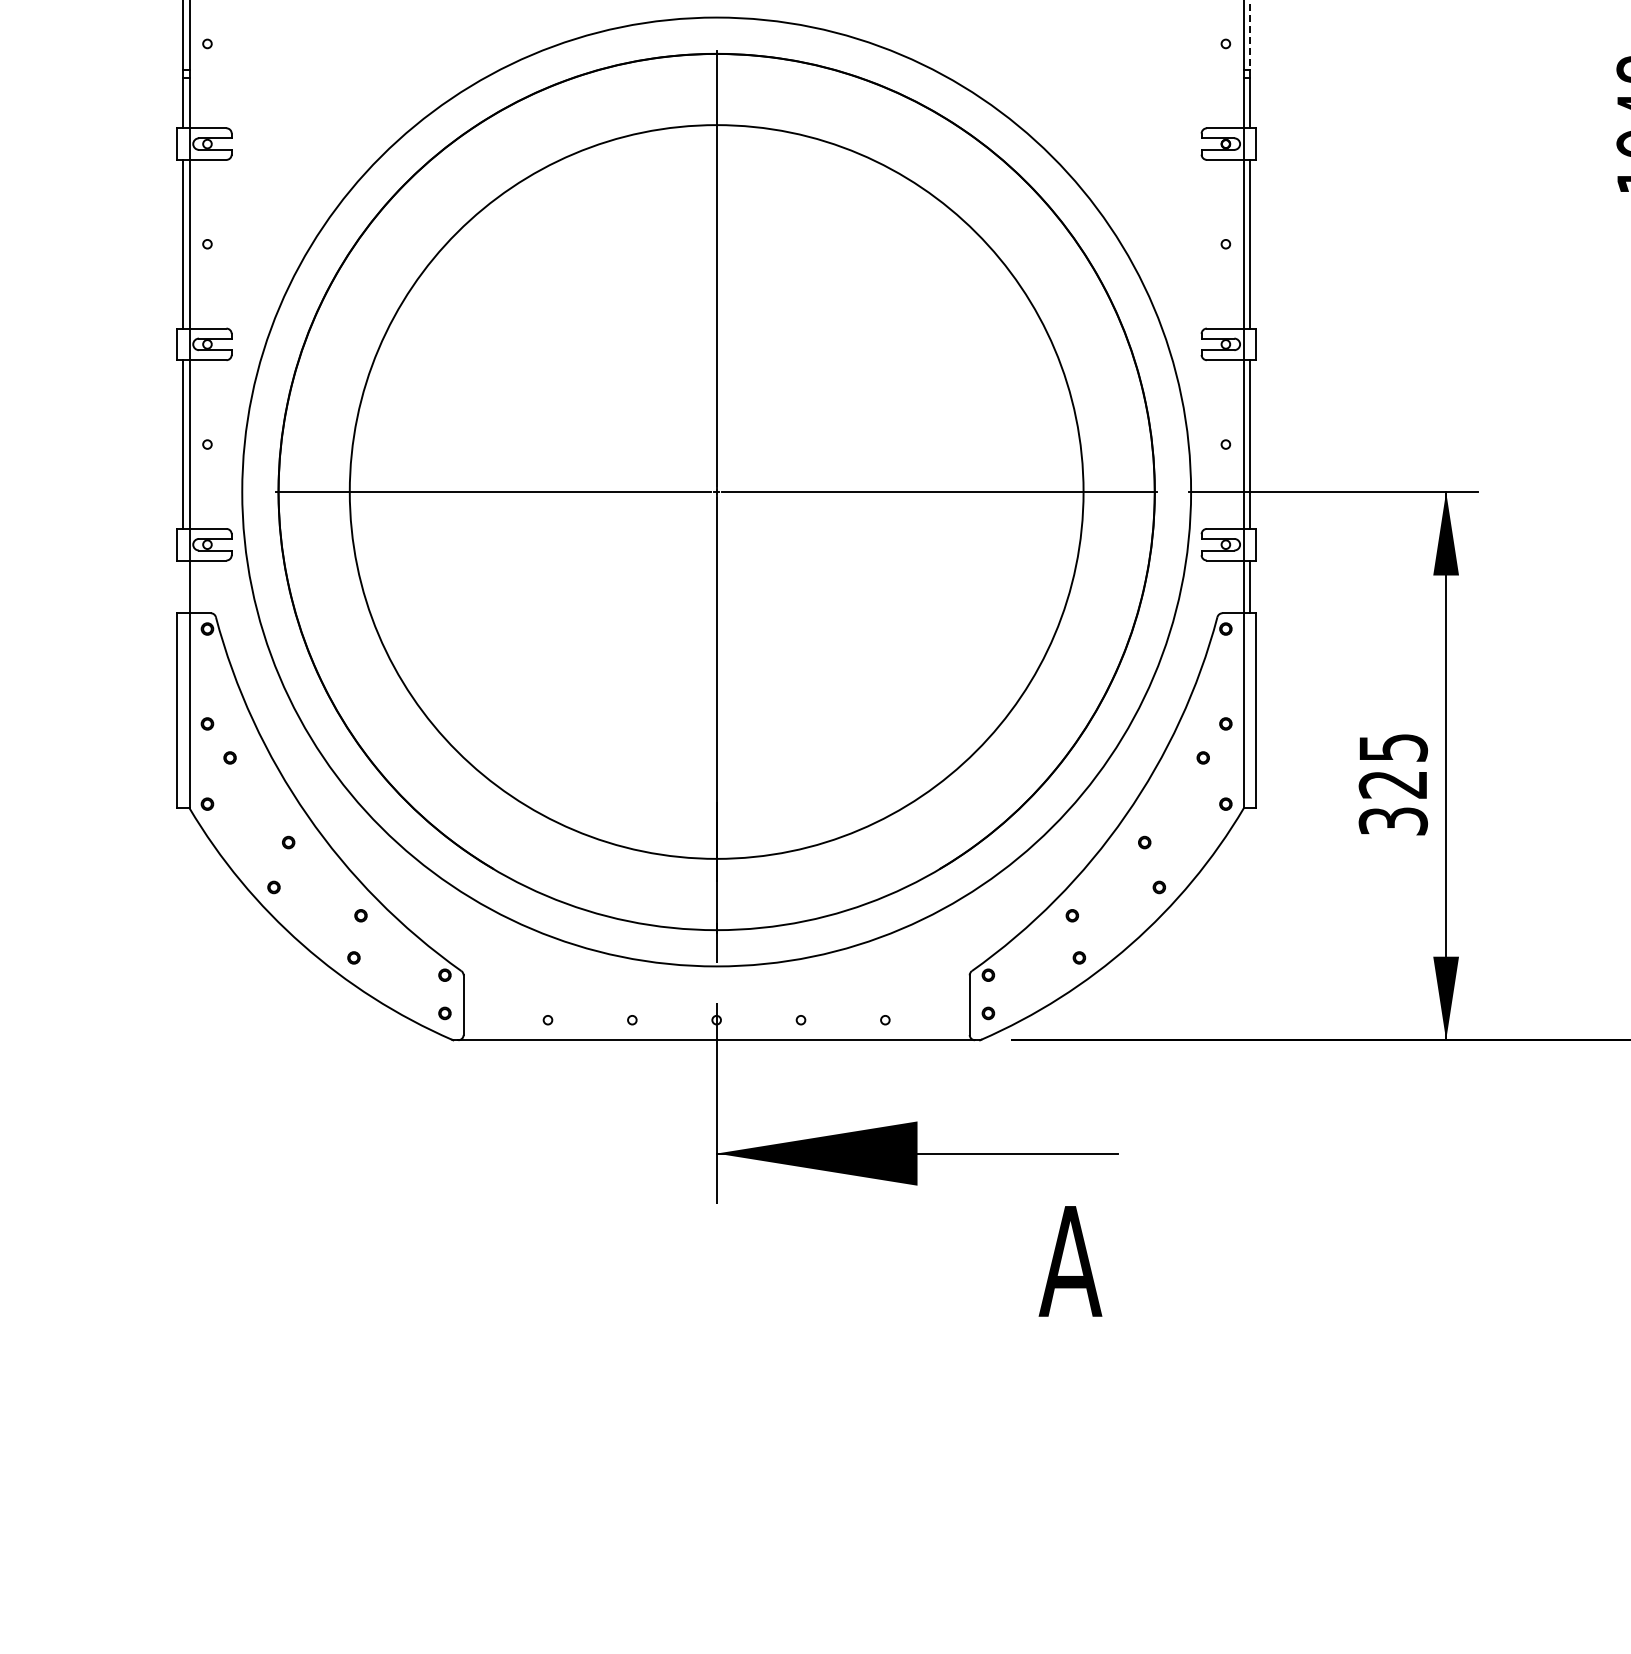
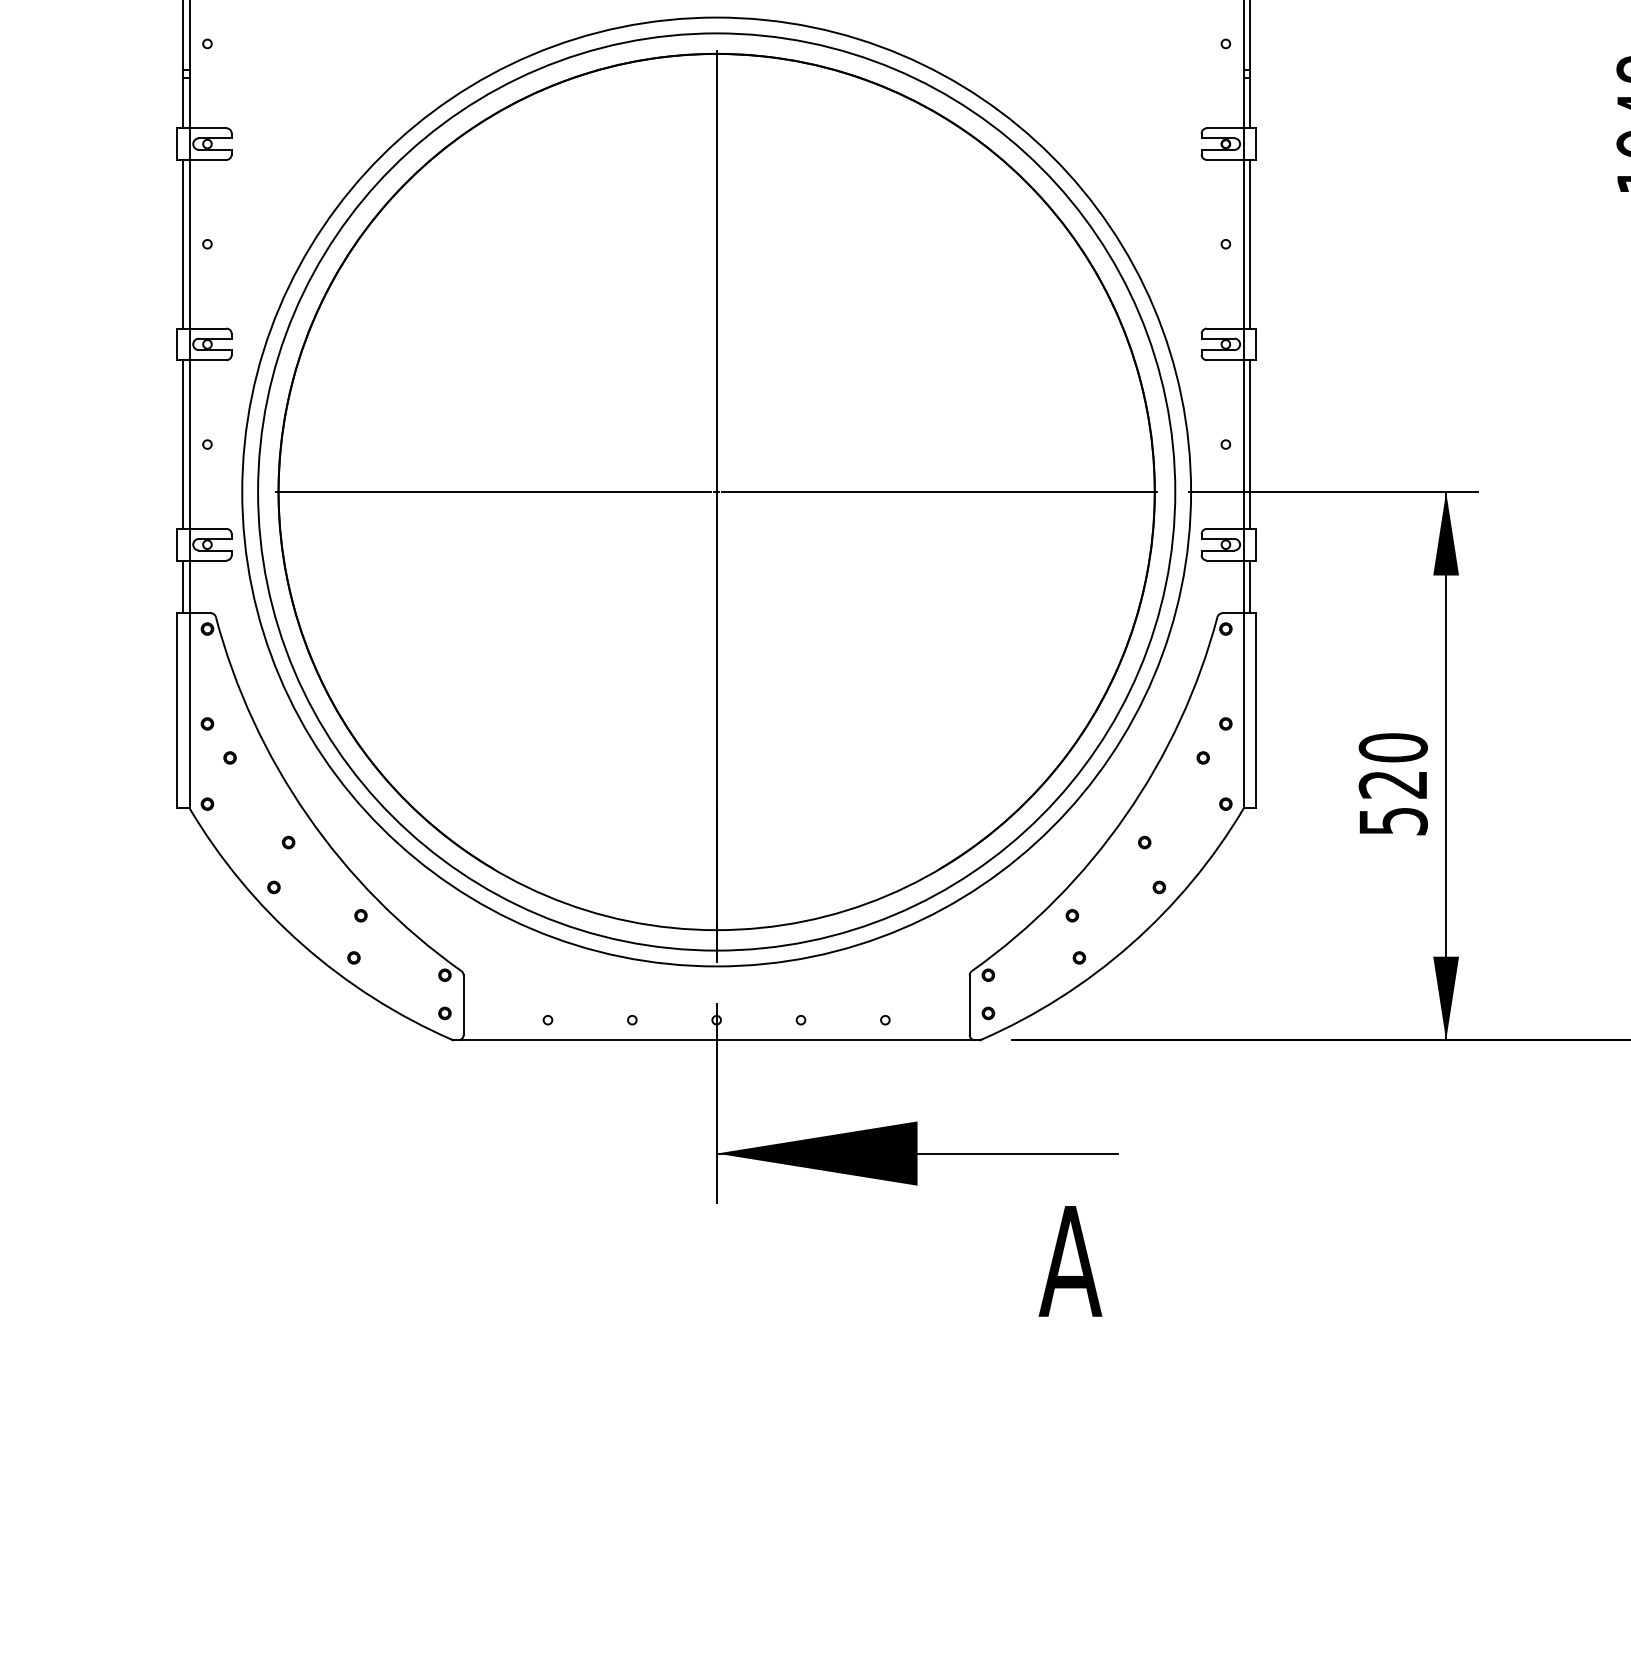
line: dashed -> solid (1250, 35)
circle diameter: 734 px -> 917 px (716, 491)
line: none -> present (183, 586)
text: 325 -> 520 (1393, 784)
